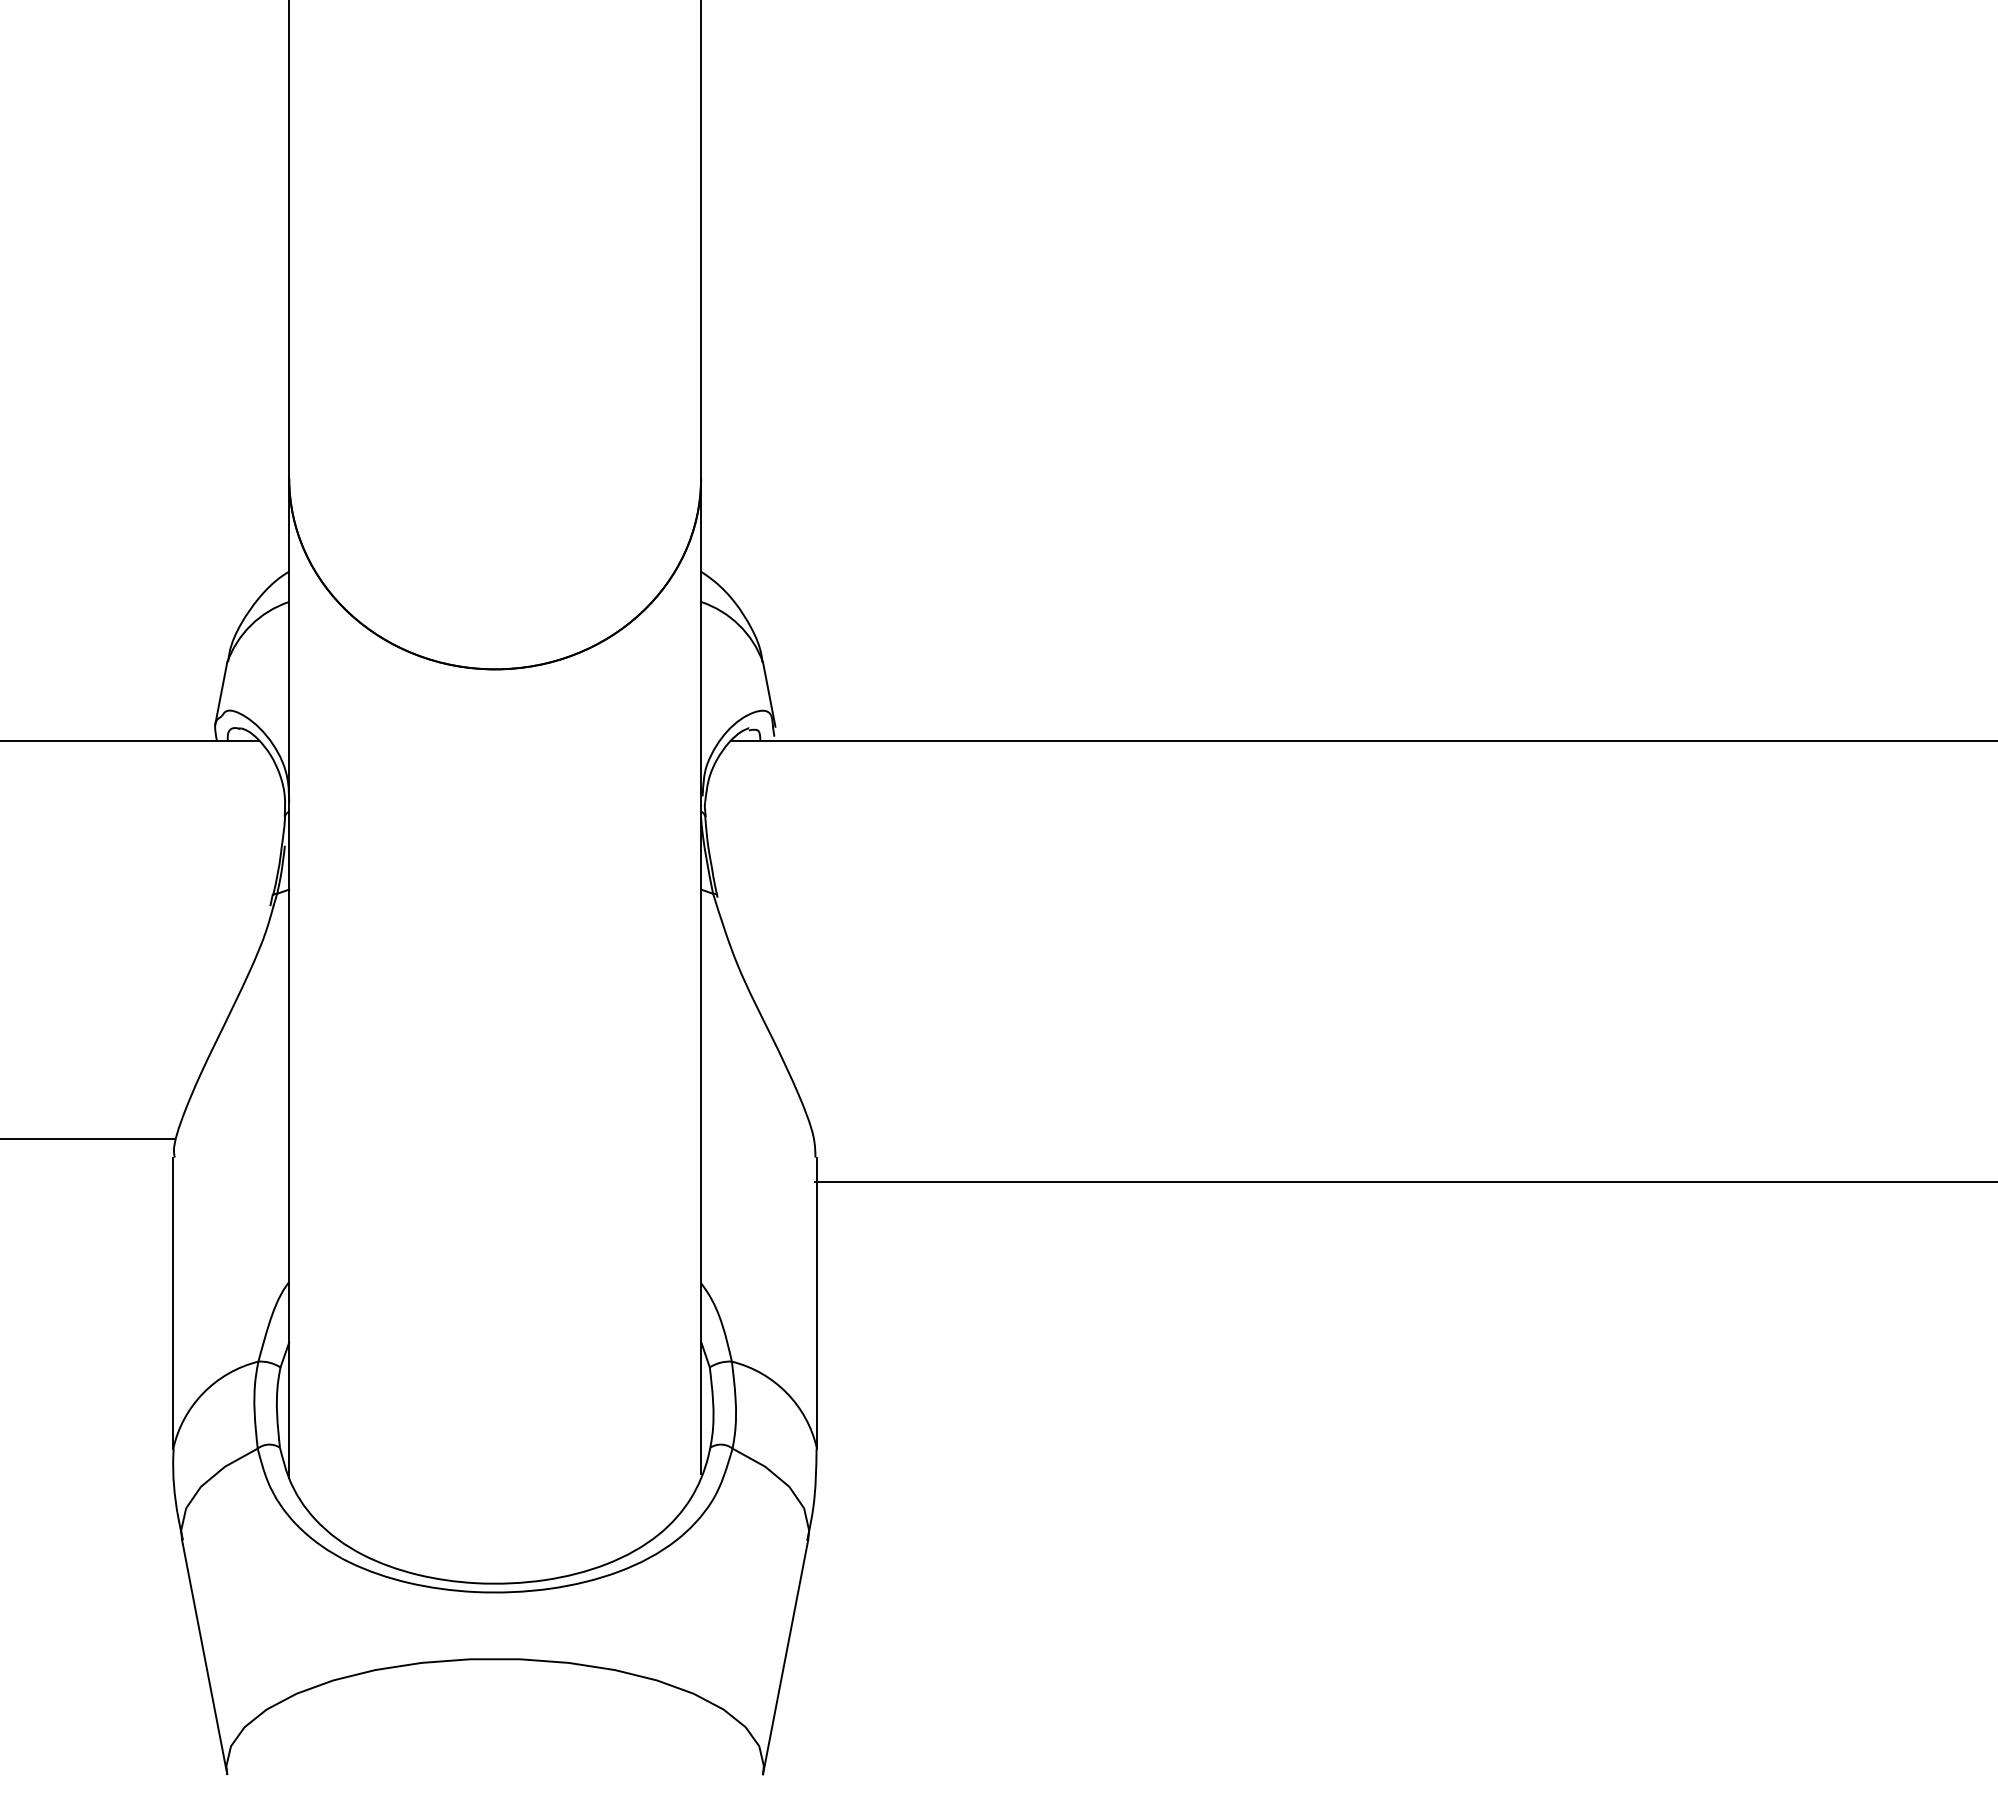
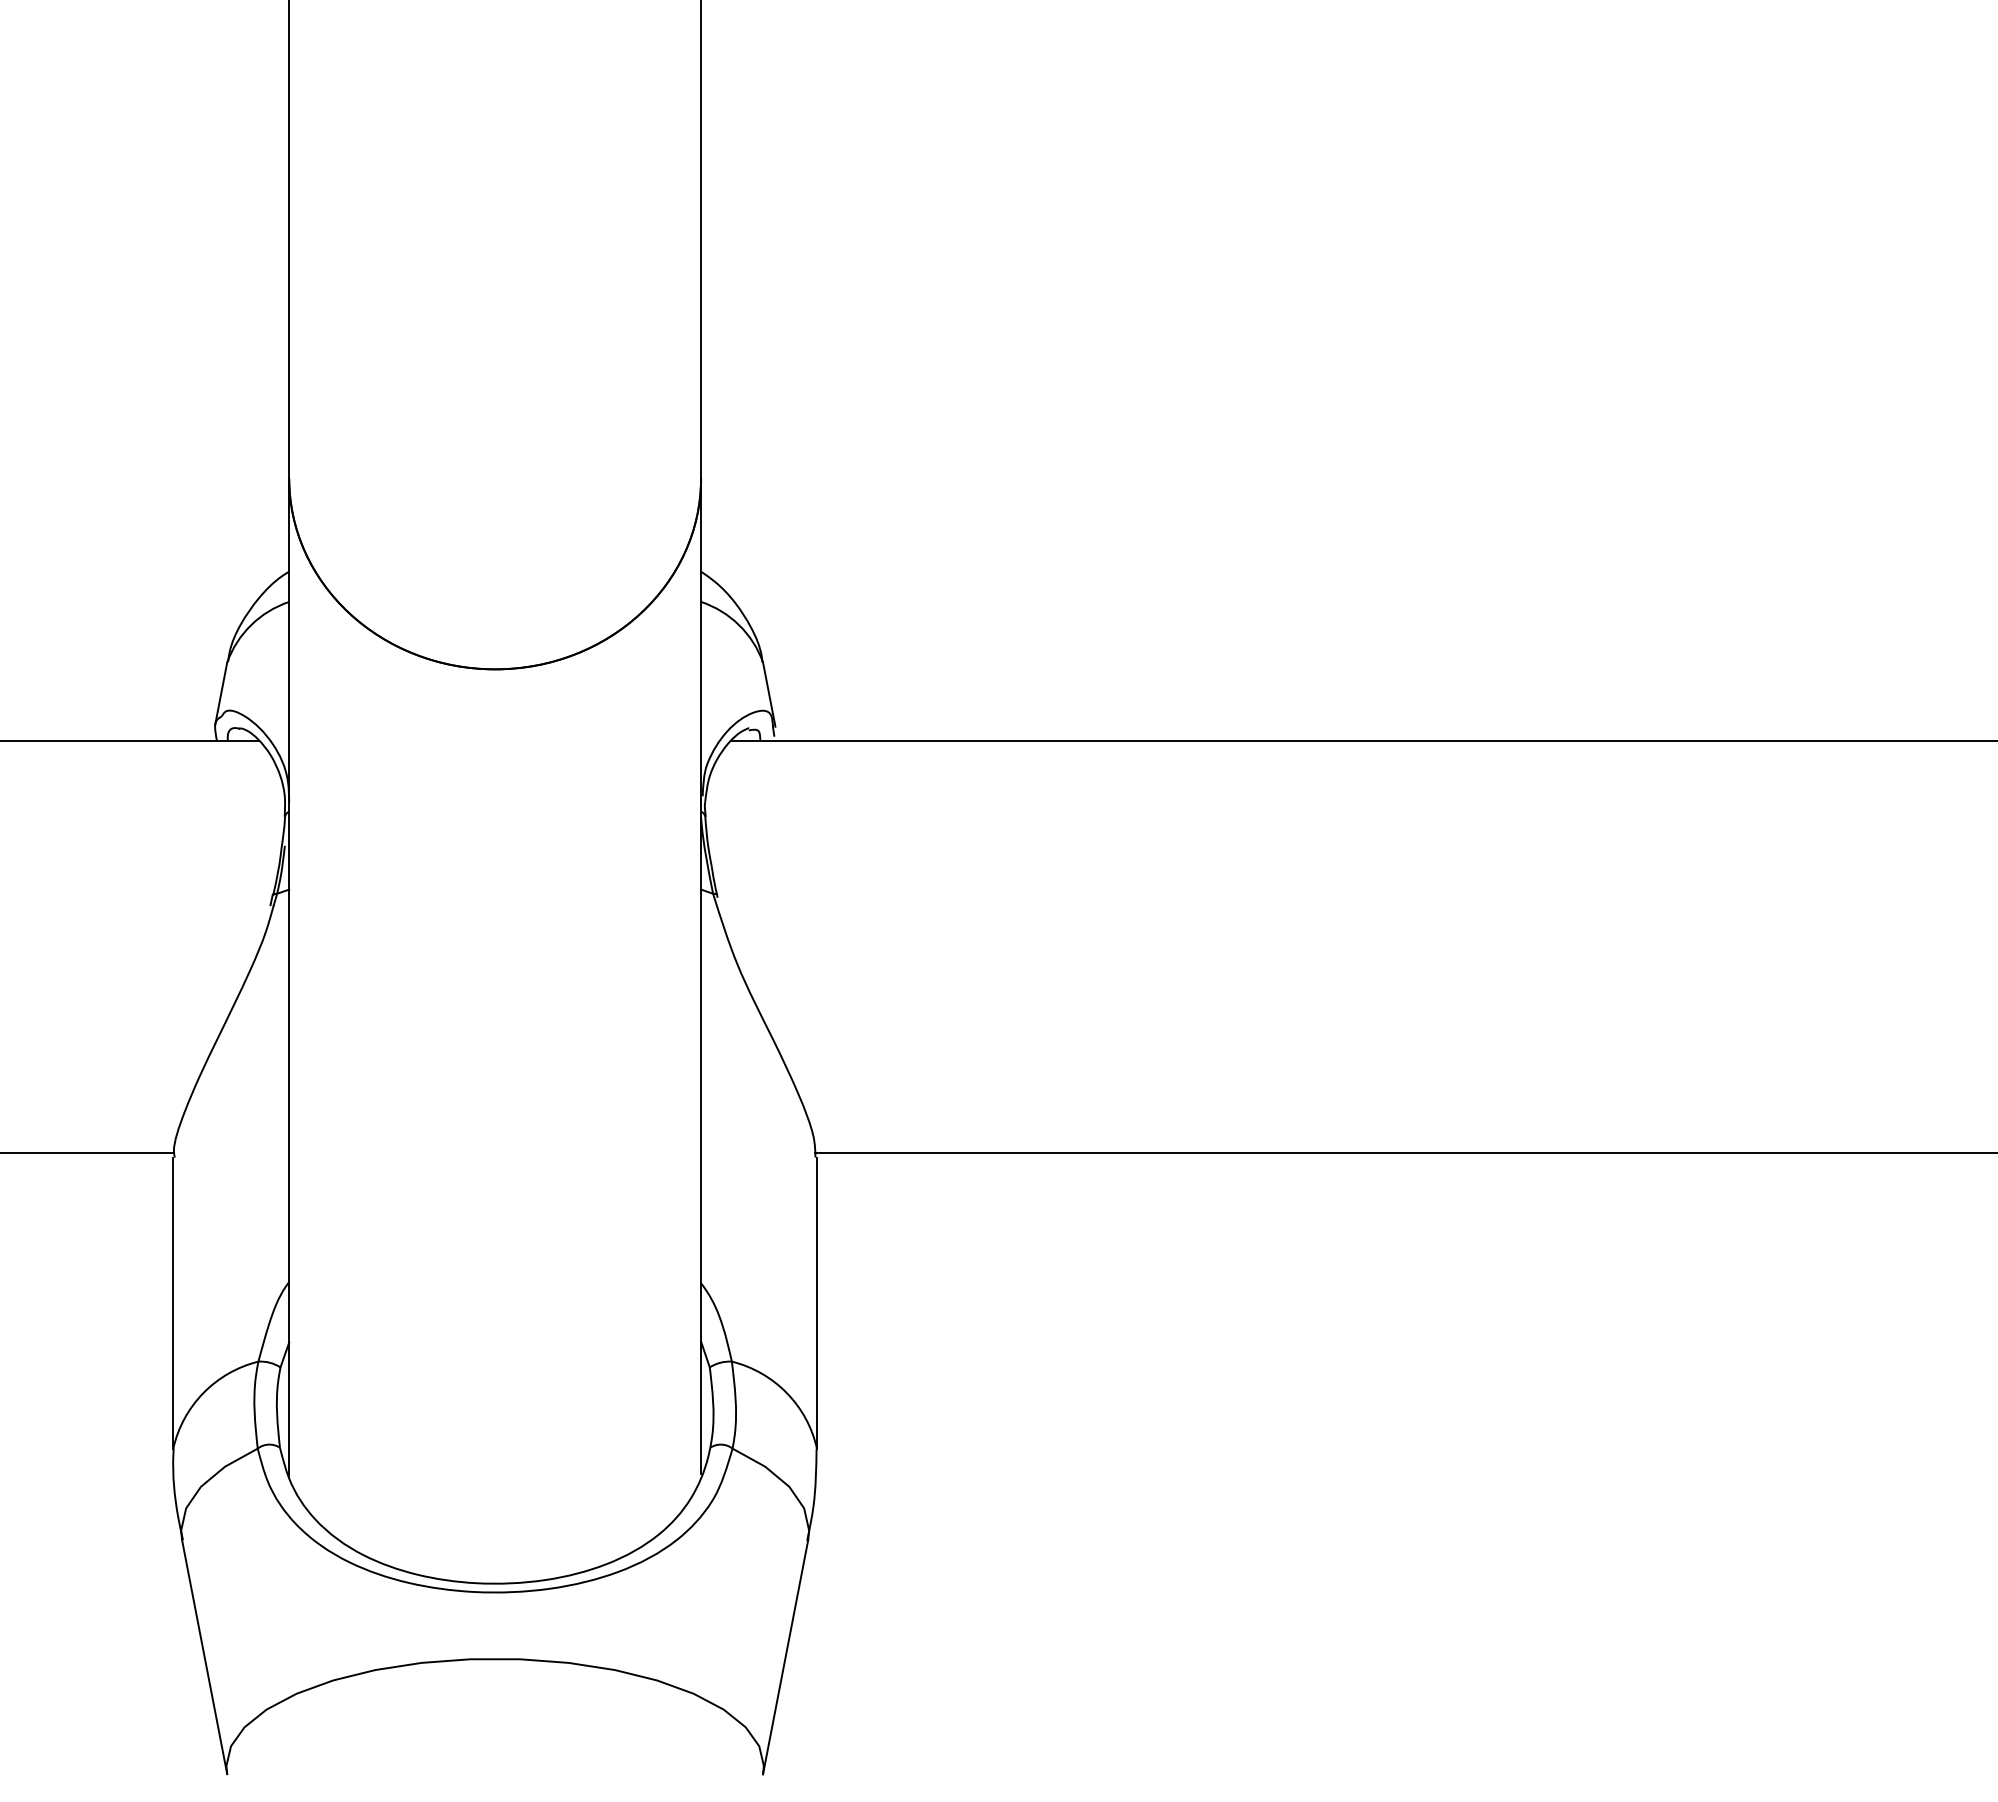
line position: (88, 1138) -> (88, 1152) (88, 1152)
line position: (1404, 1181) -> (1404, 1152) (1404, 1152)
